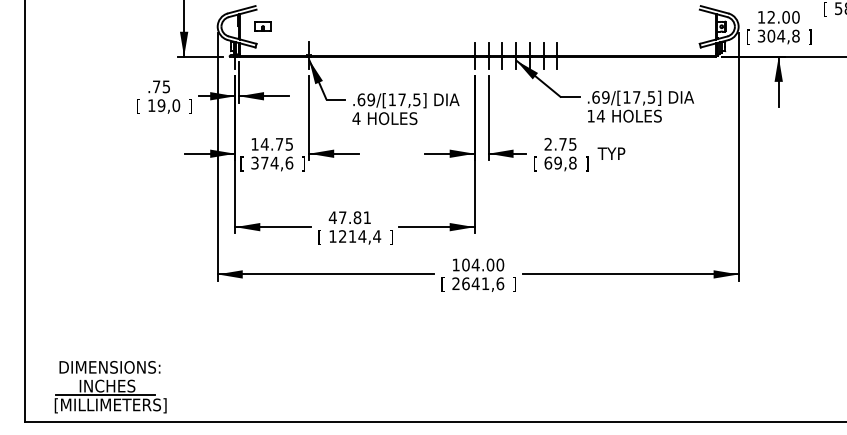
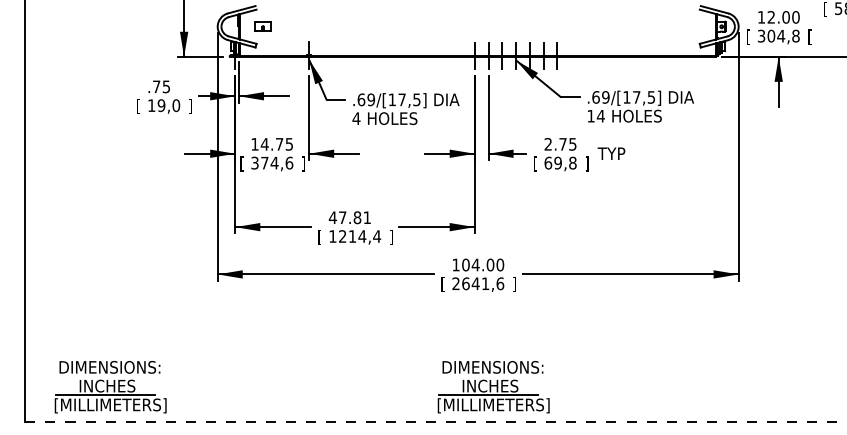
text: ] -> [ (809, 36)
part: none -> present (493, 387)
line: solid -> dashed (436, 421)
